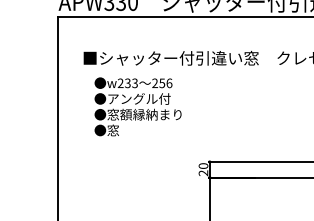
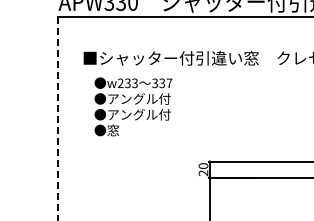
text: 256 -> 337 (162, 83)
text: ●窓額縁納まり -> ●アングル付 (144, 114)
line: solid -> dashed (58, 119)
